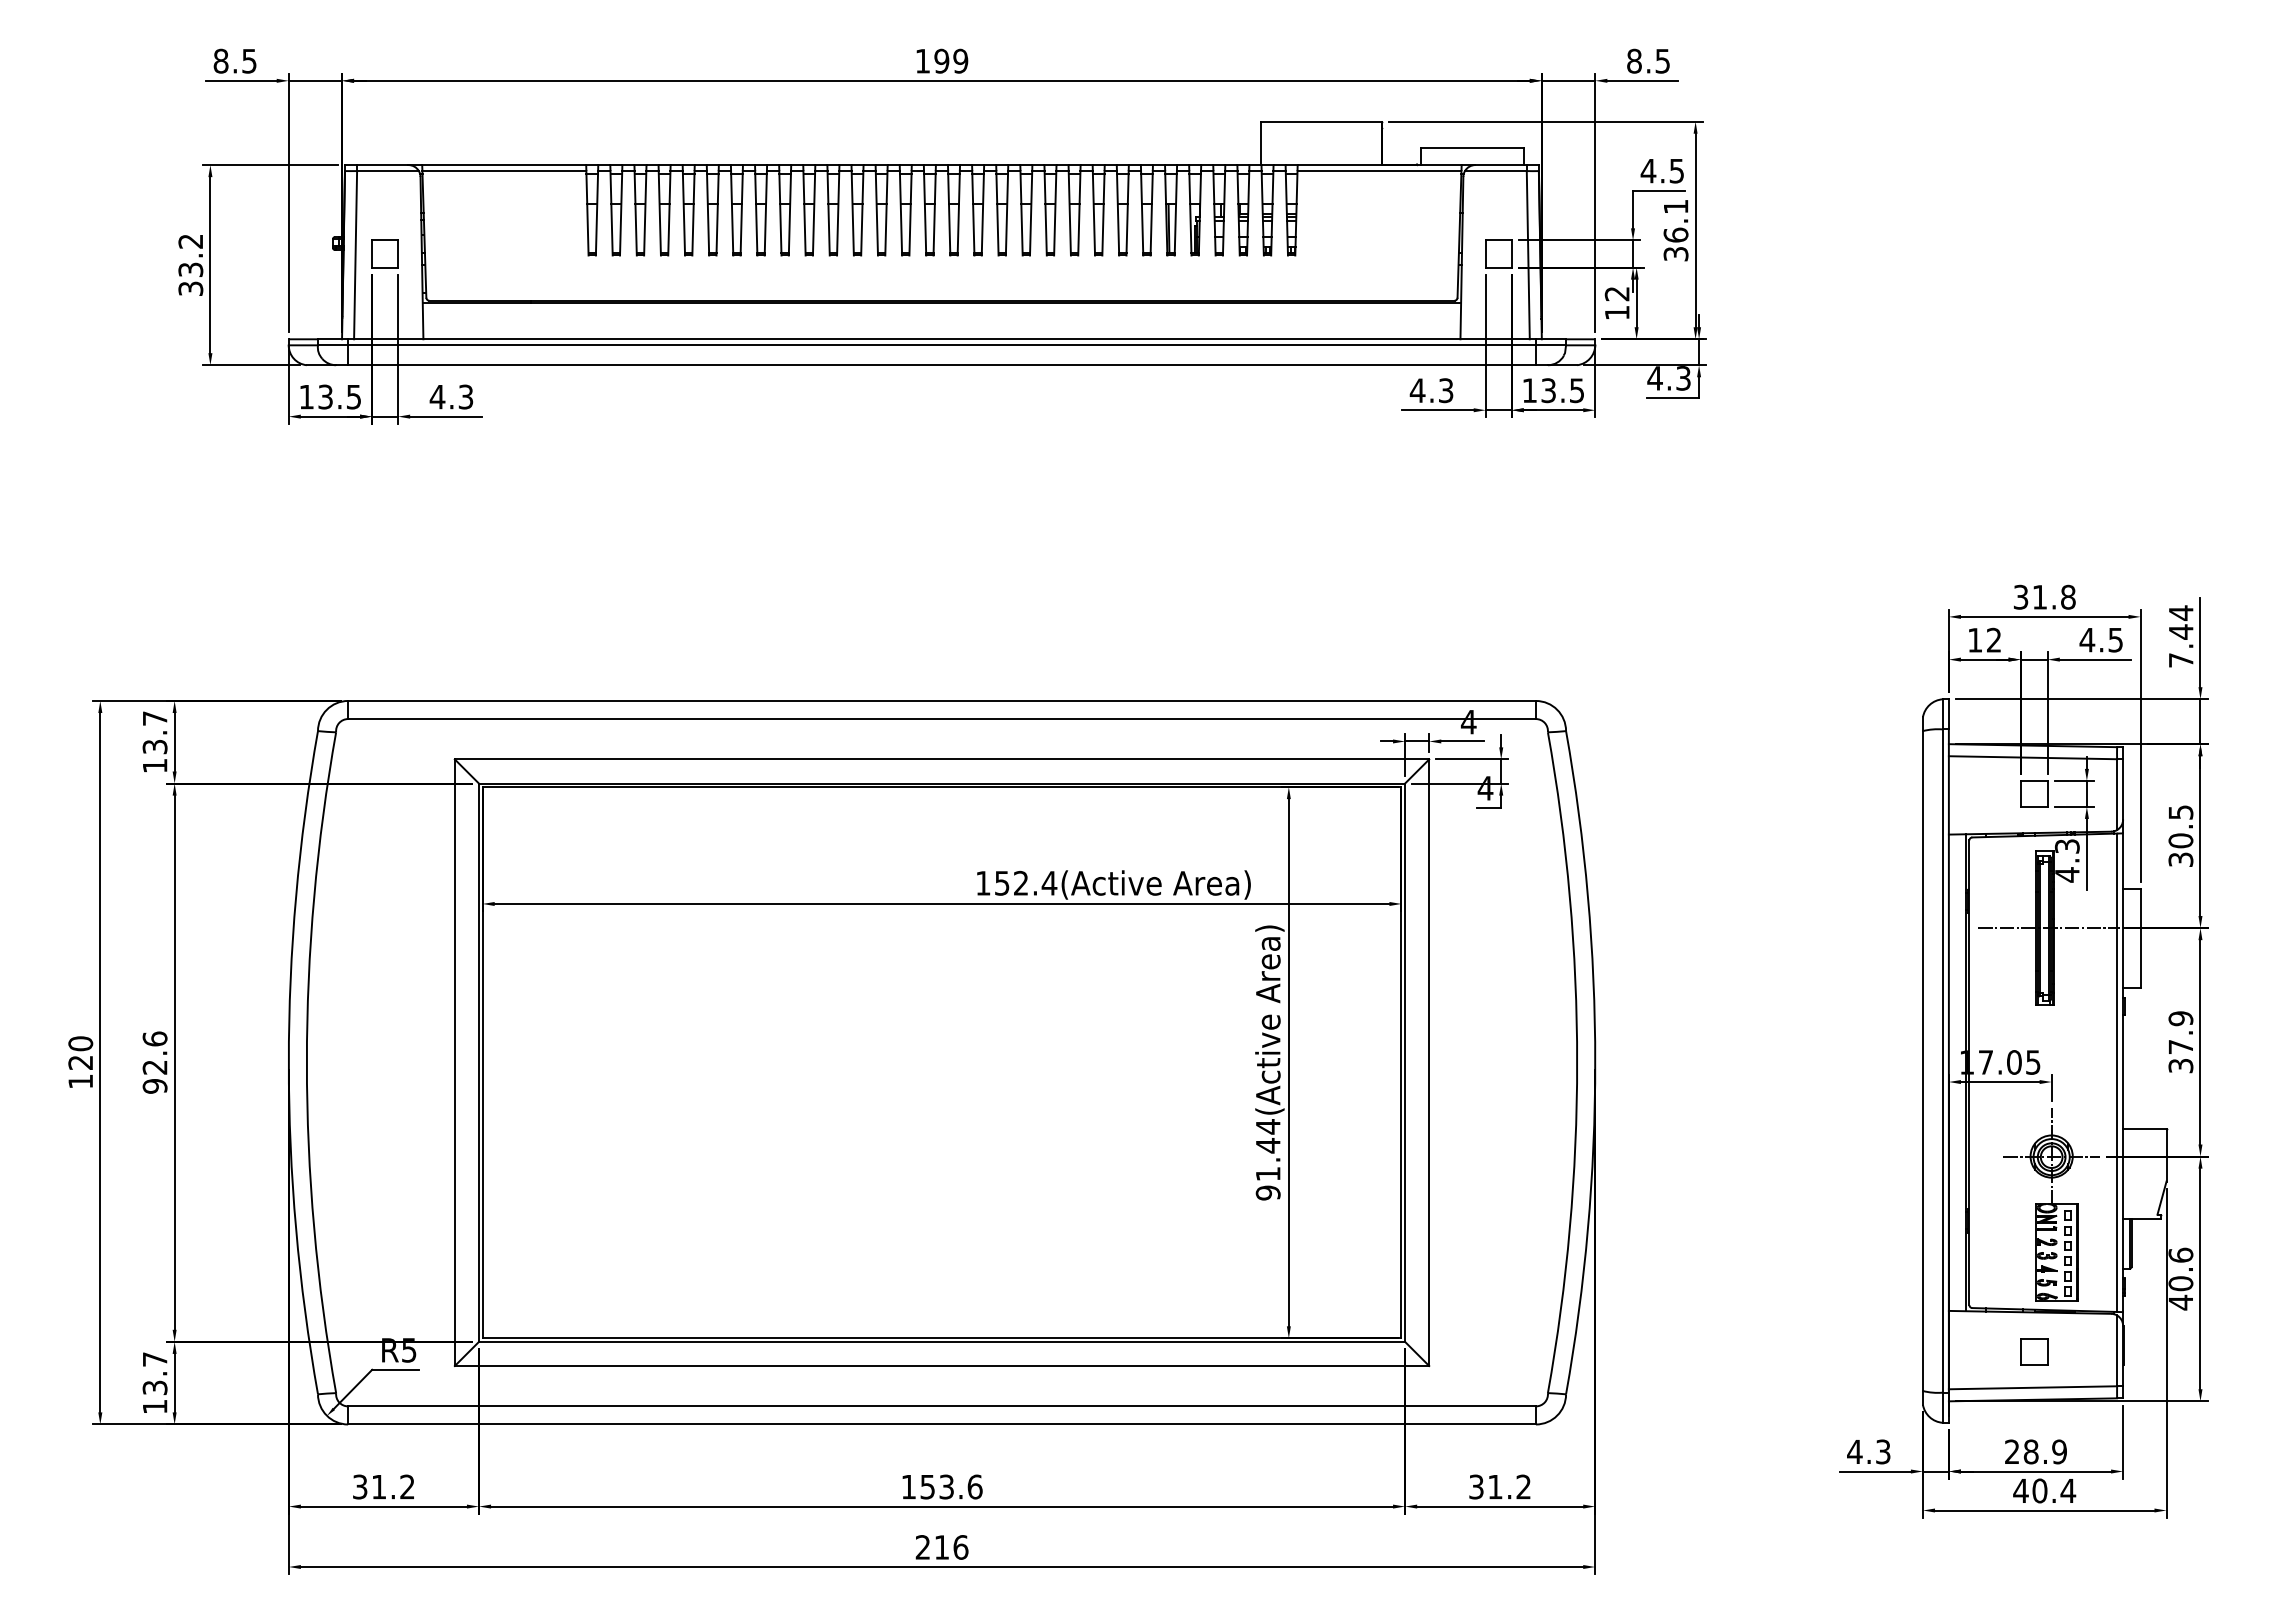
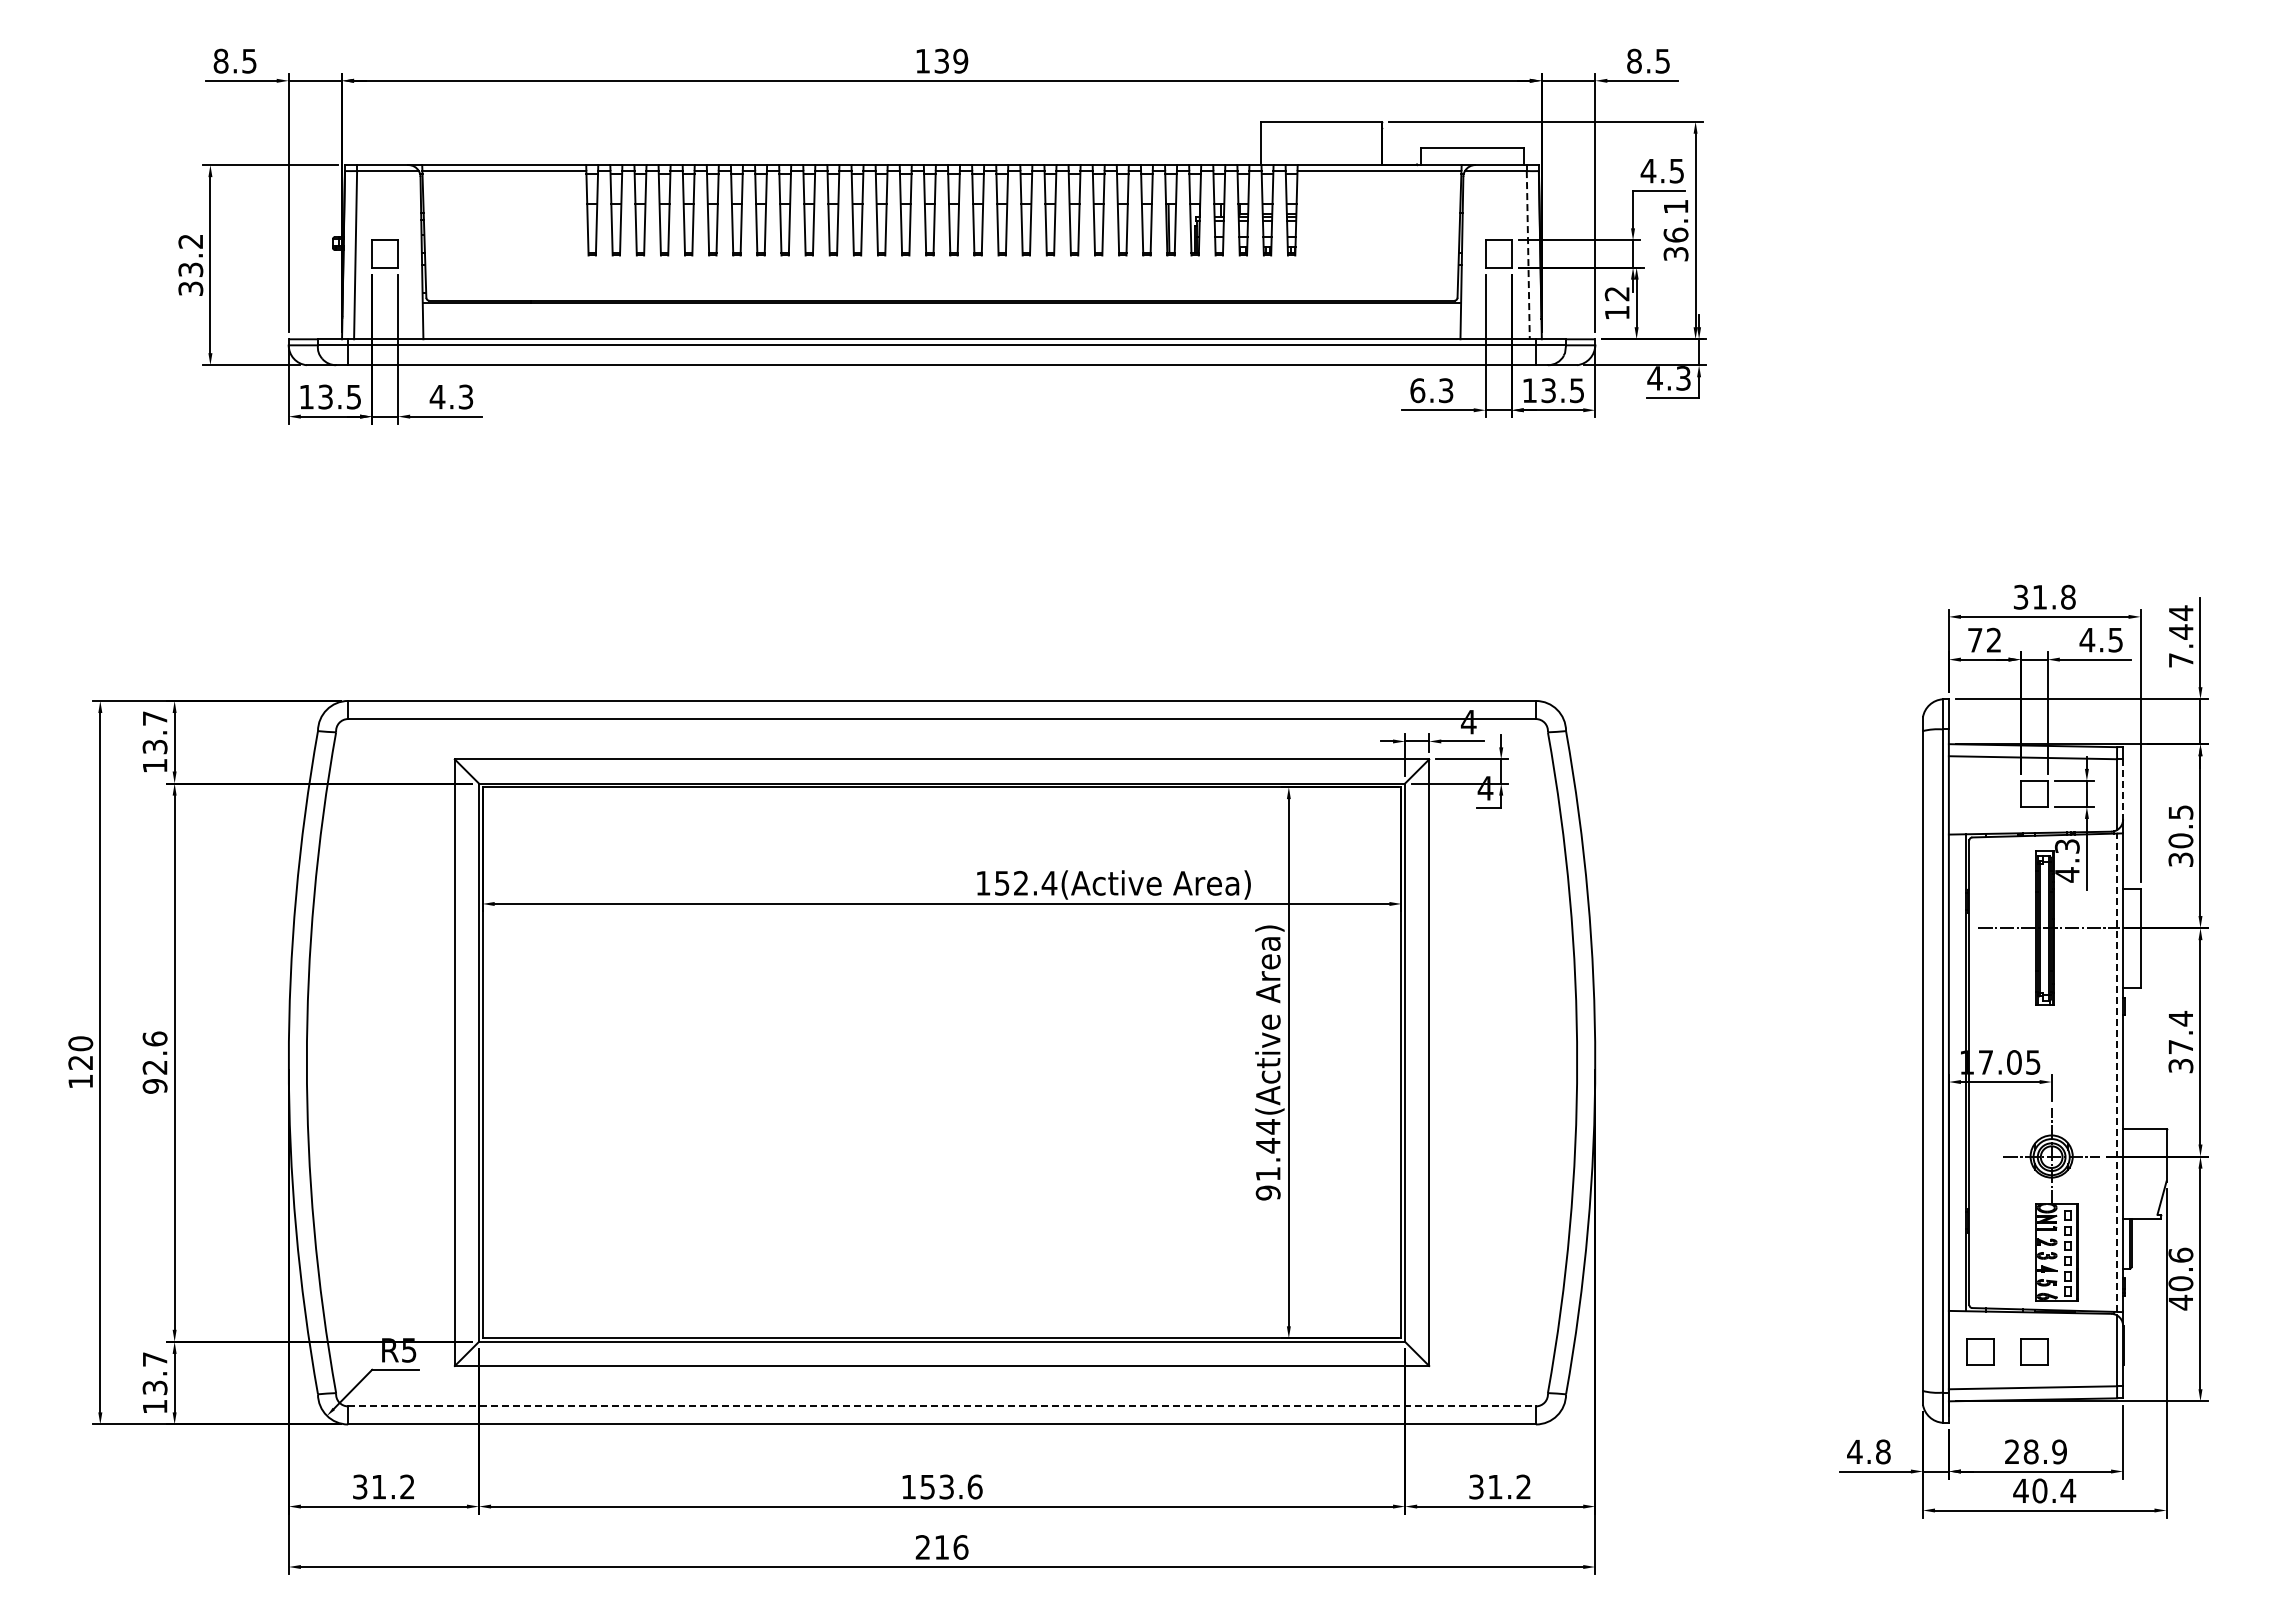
text: 199 -> 139 (941, 60)
line: solid -> dashed (1528, 255)
text: 4.3 -> 6.3 (1417, 390)
text: 12 -> 72 (1975, 640)
line: solid -> dashed (2123, 789)
text: 37.9 -> 37.4 (2180, 1018)
line: solid -> dashed (2117, 1072)
part: none -> present (1980, 1351)
line: solid -> dashed (942, 1406)
text: 4.3 -> 4.8 (1883, 1451)
